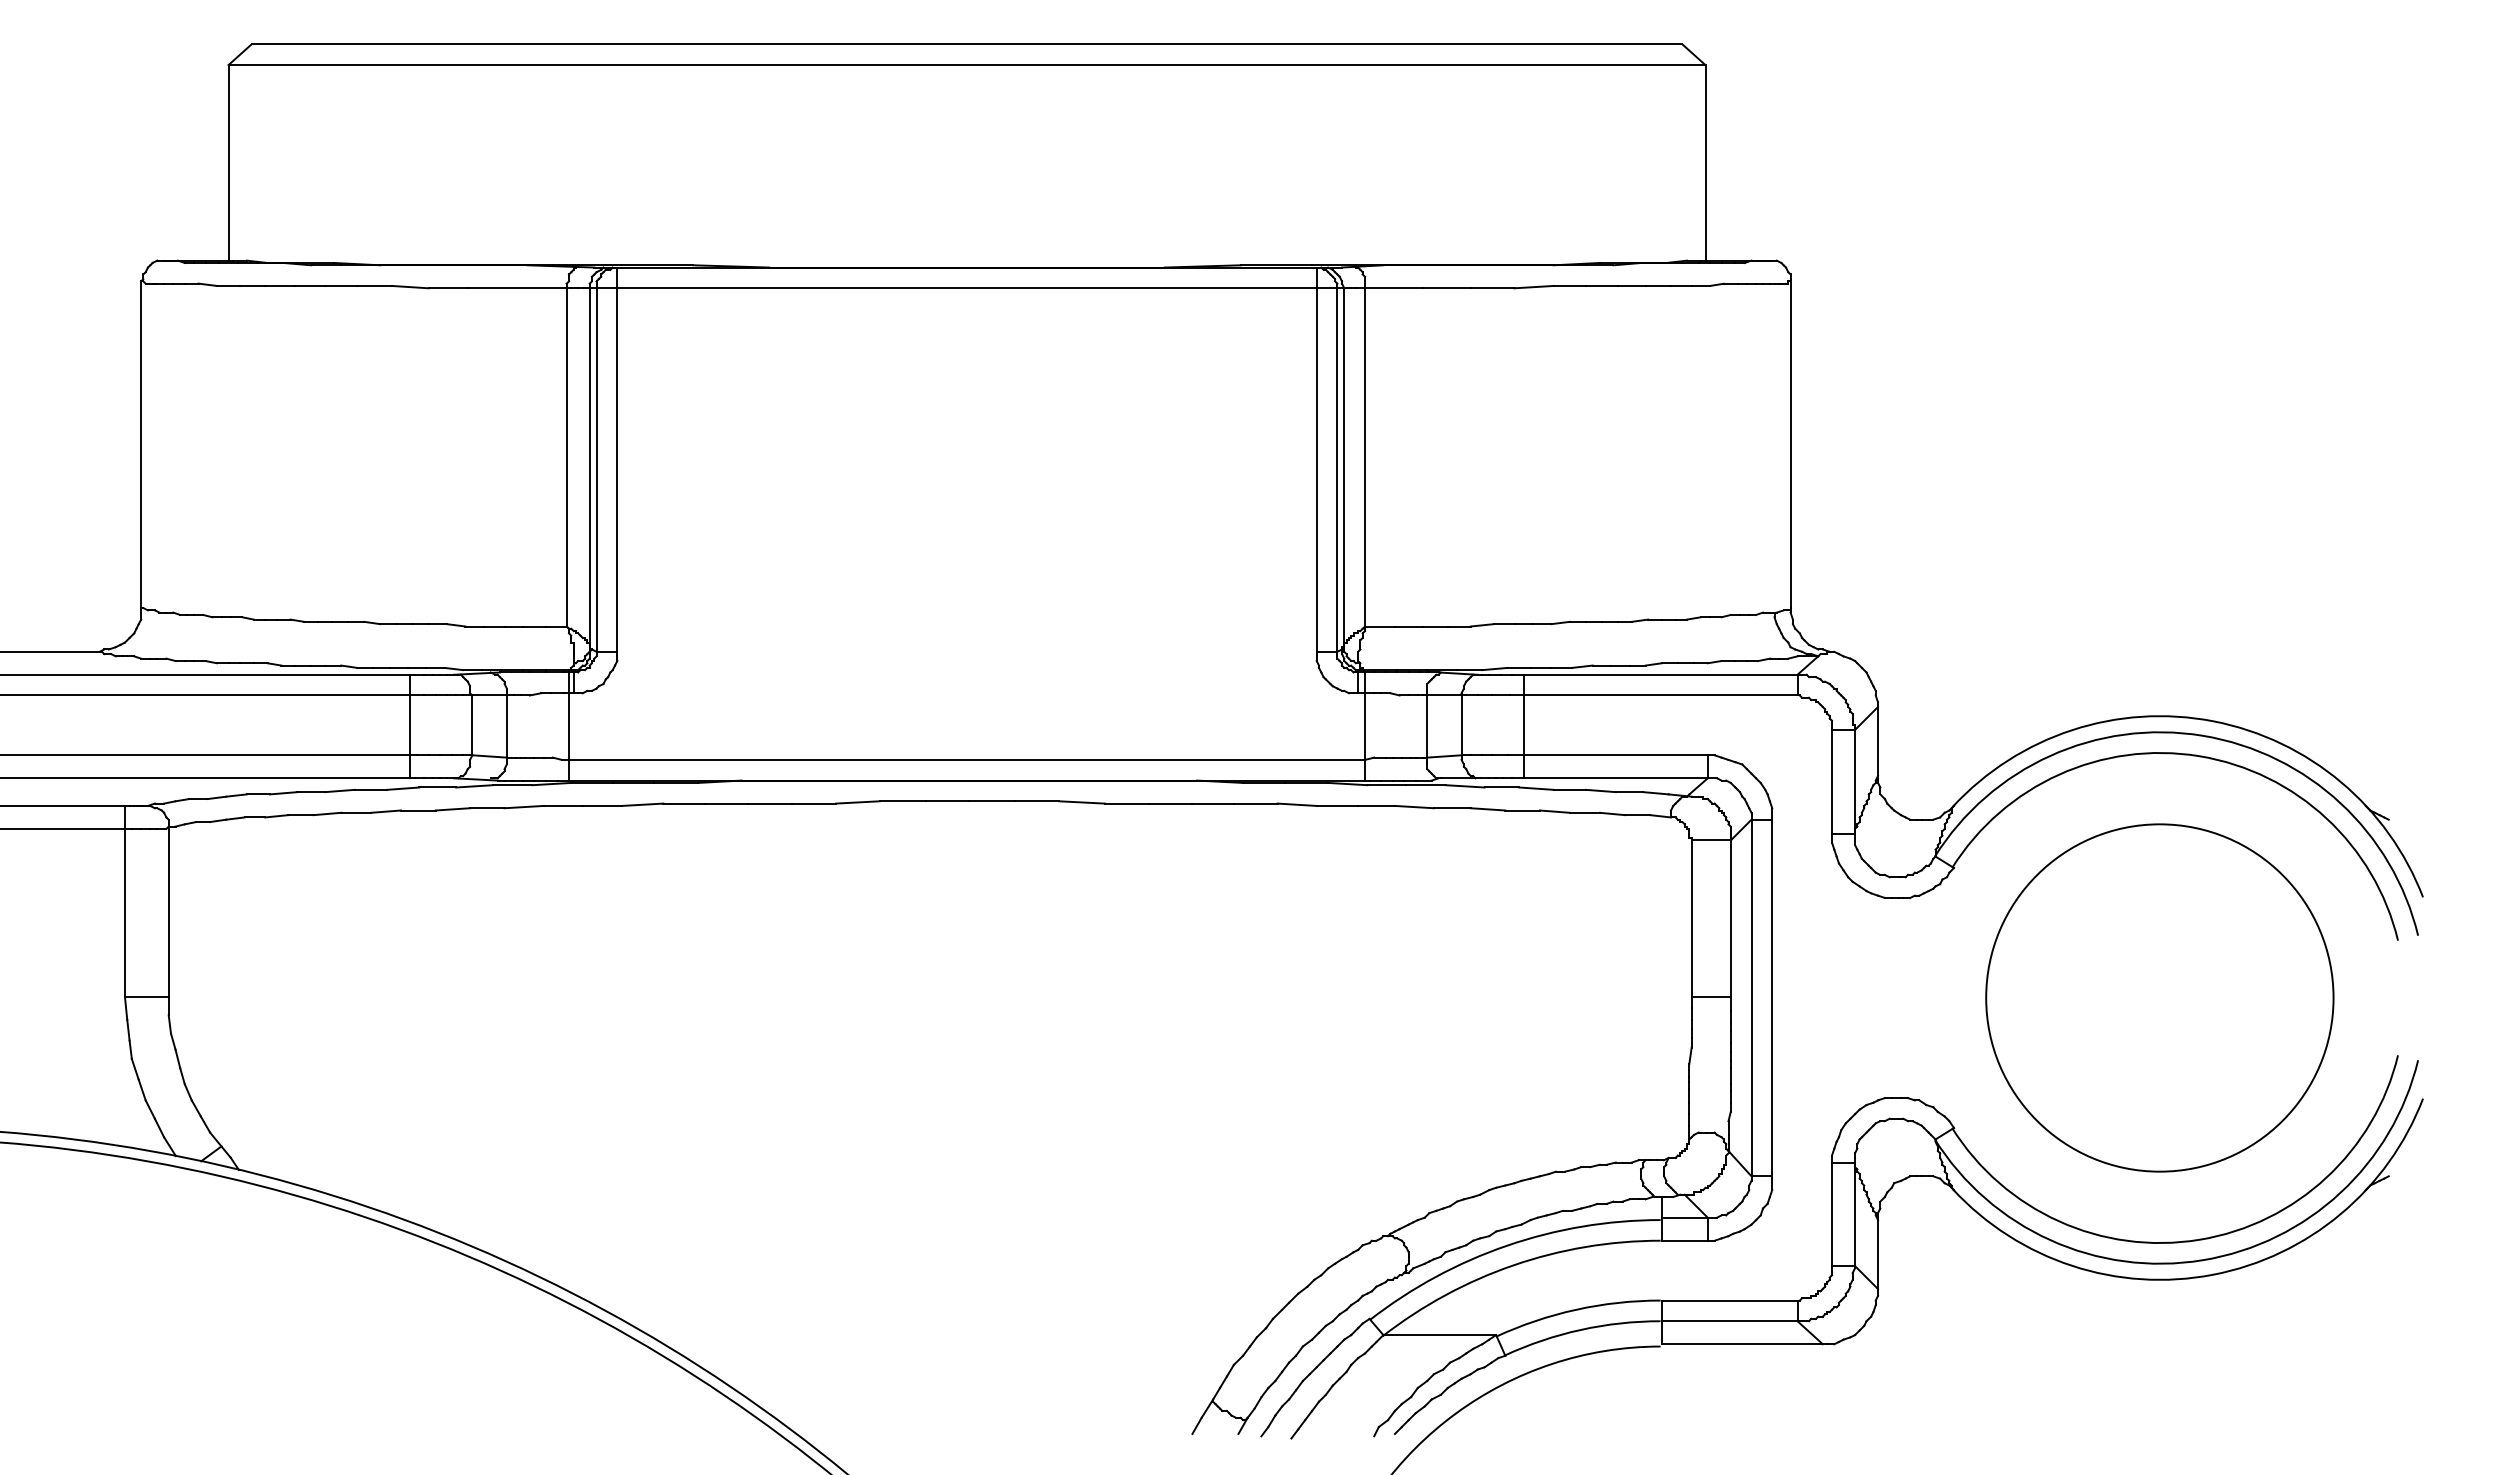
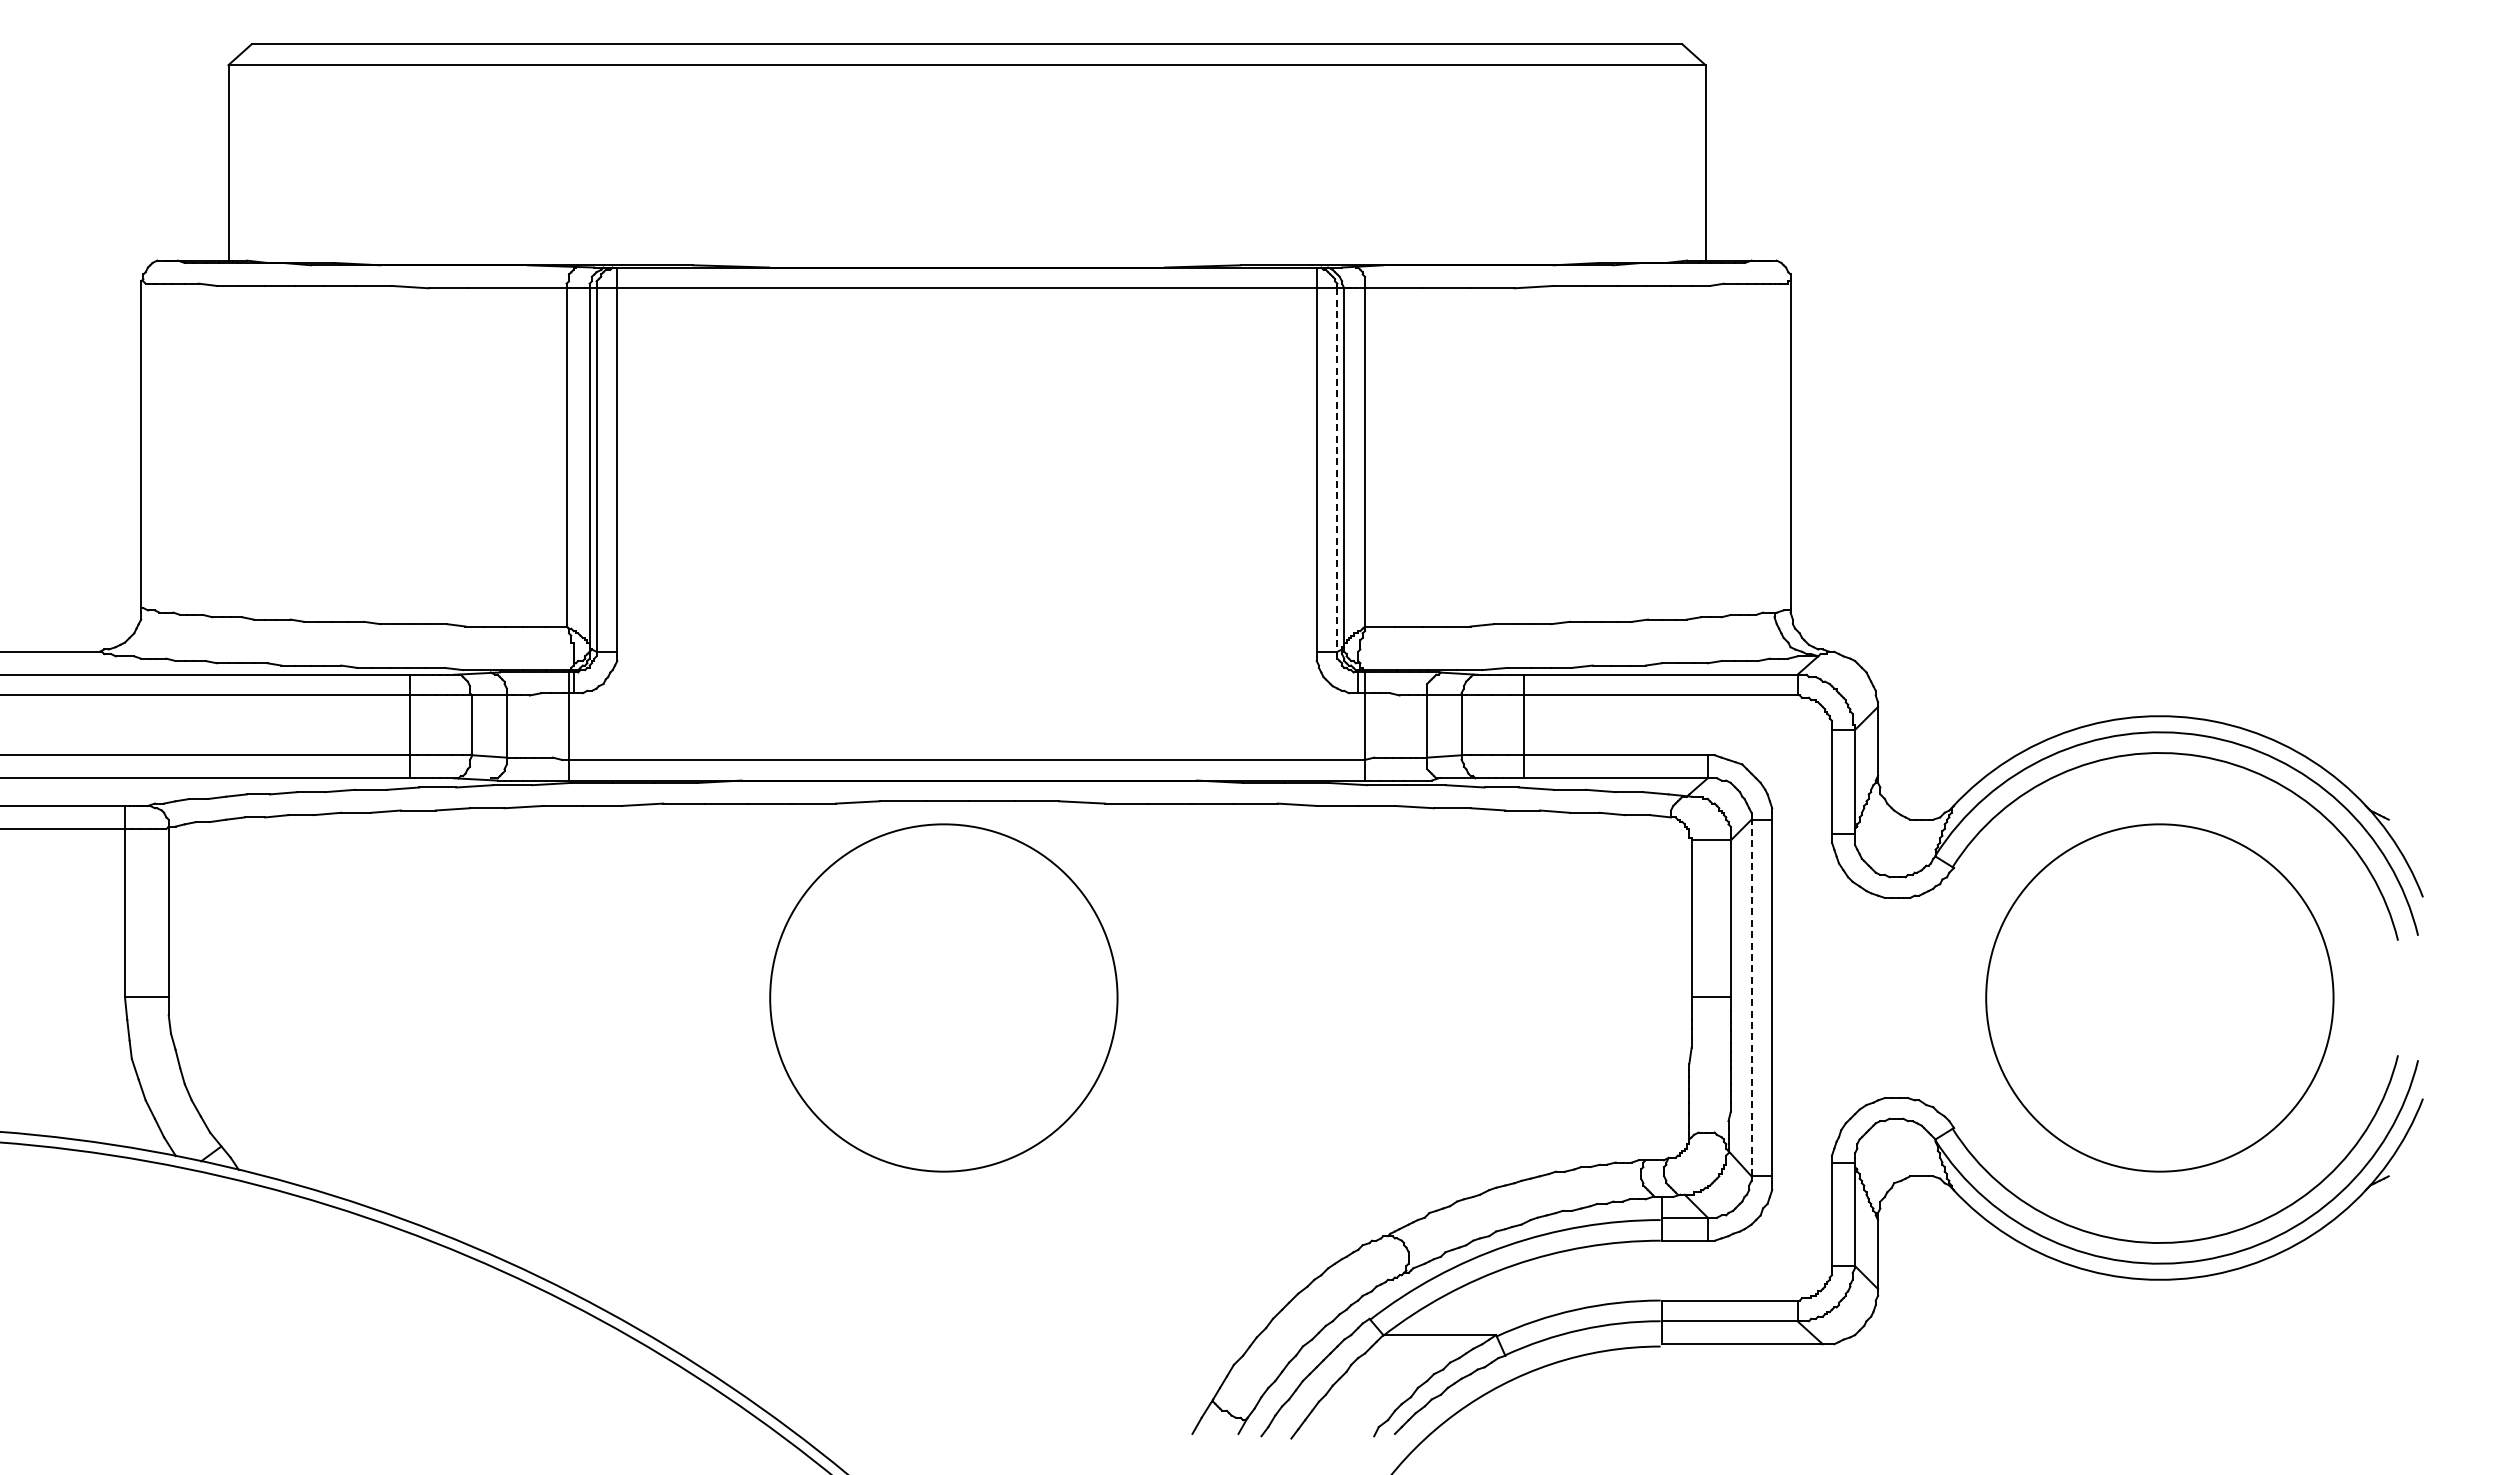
line: solid -> dashed (1337, 470)
part: none -> present (943, 997)
line: solid -> dashed (1751, 997)
